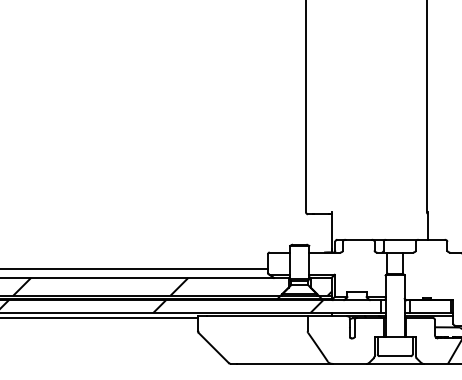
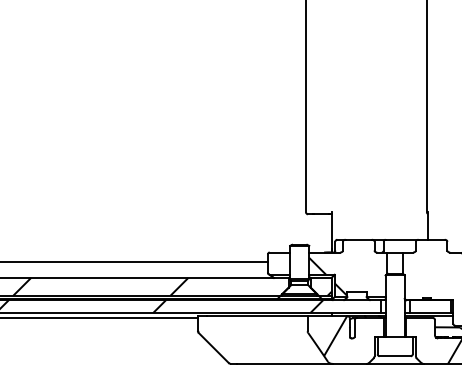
line position: (134, 269) -> (134, 262) (134, 262)
hatch: none -> present (328, 276)
hatch: none -> present (335, 336)
